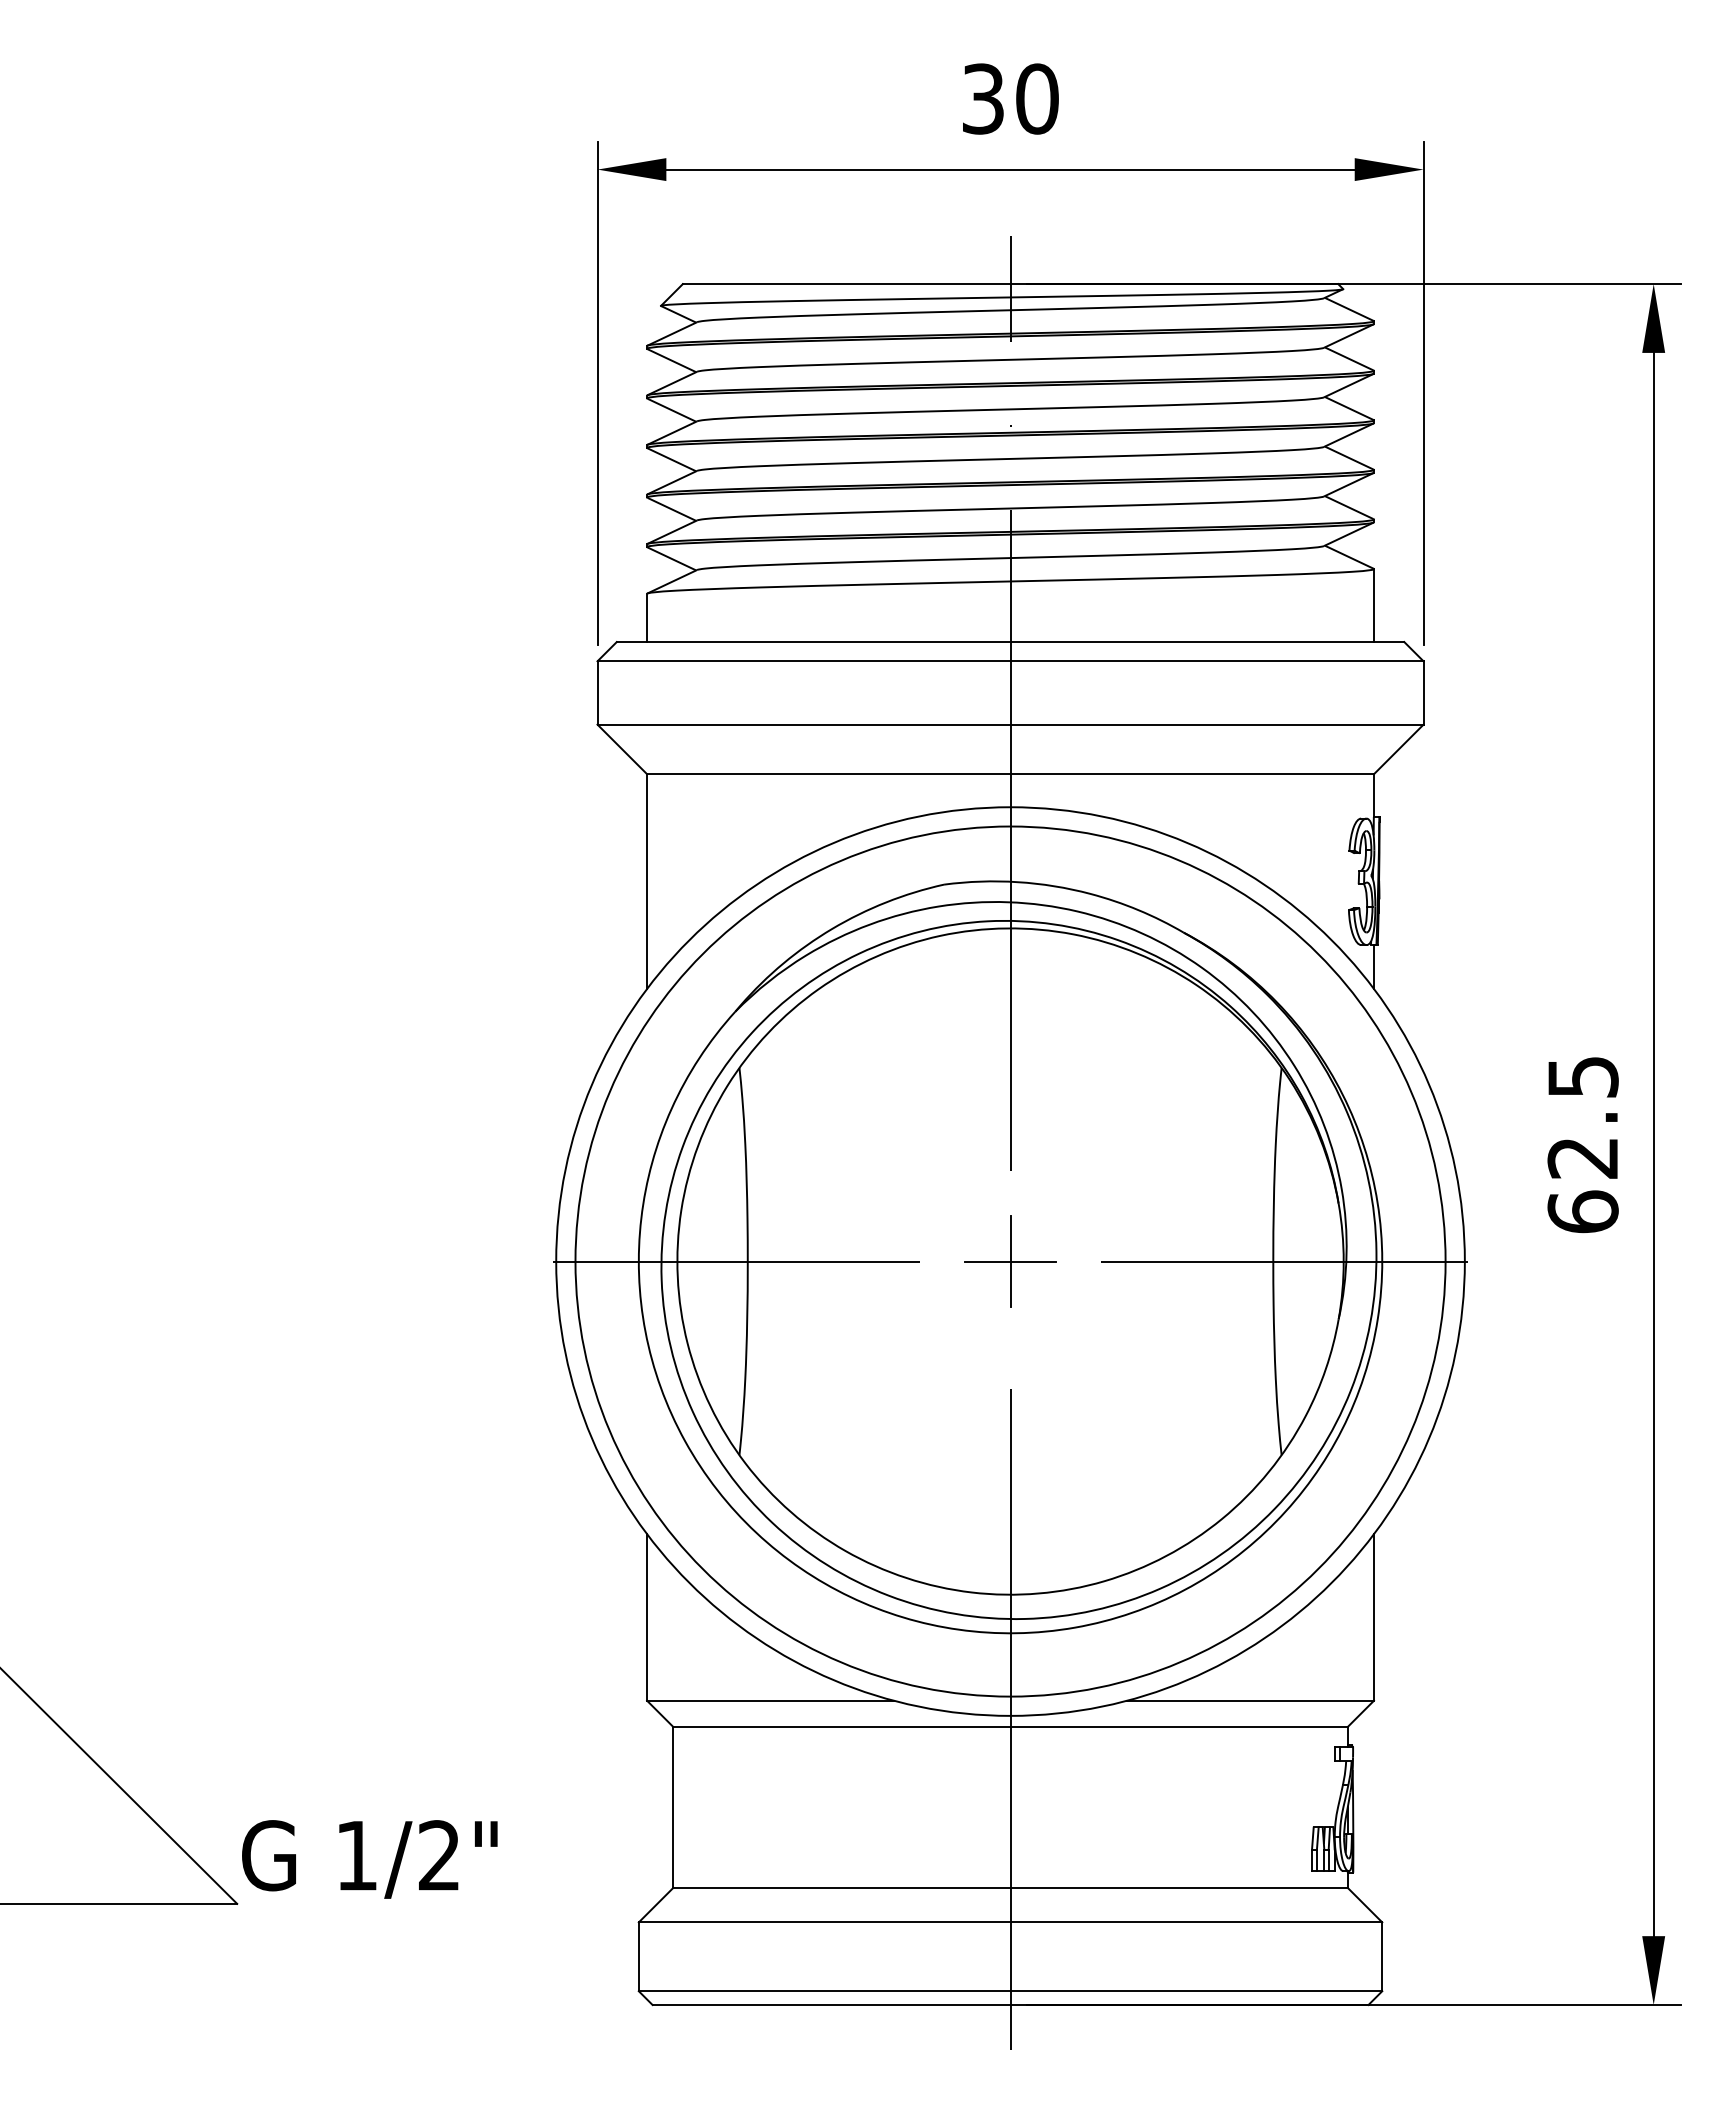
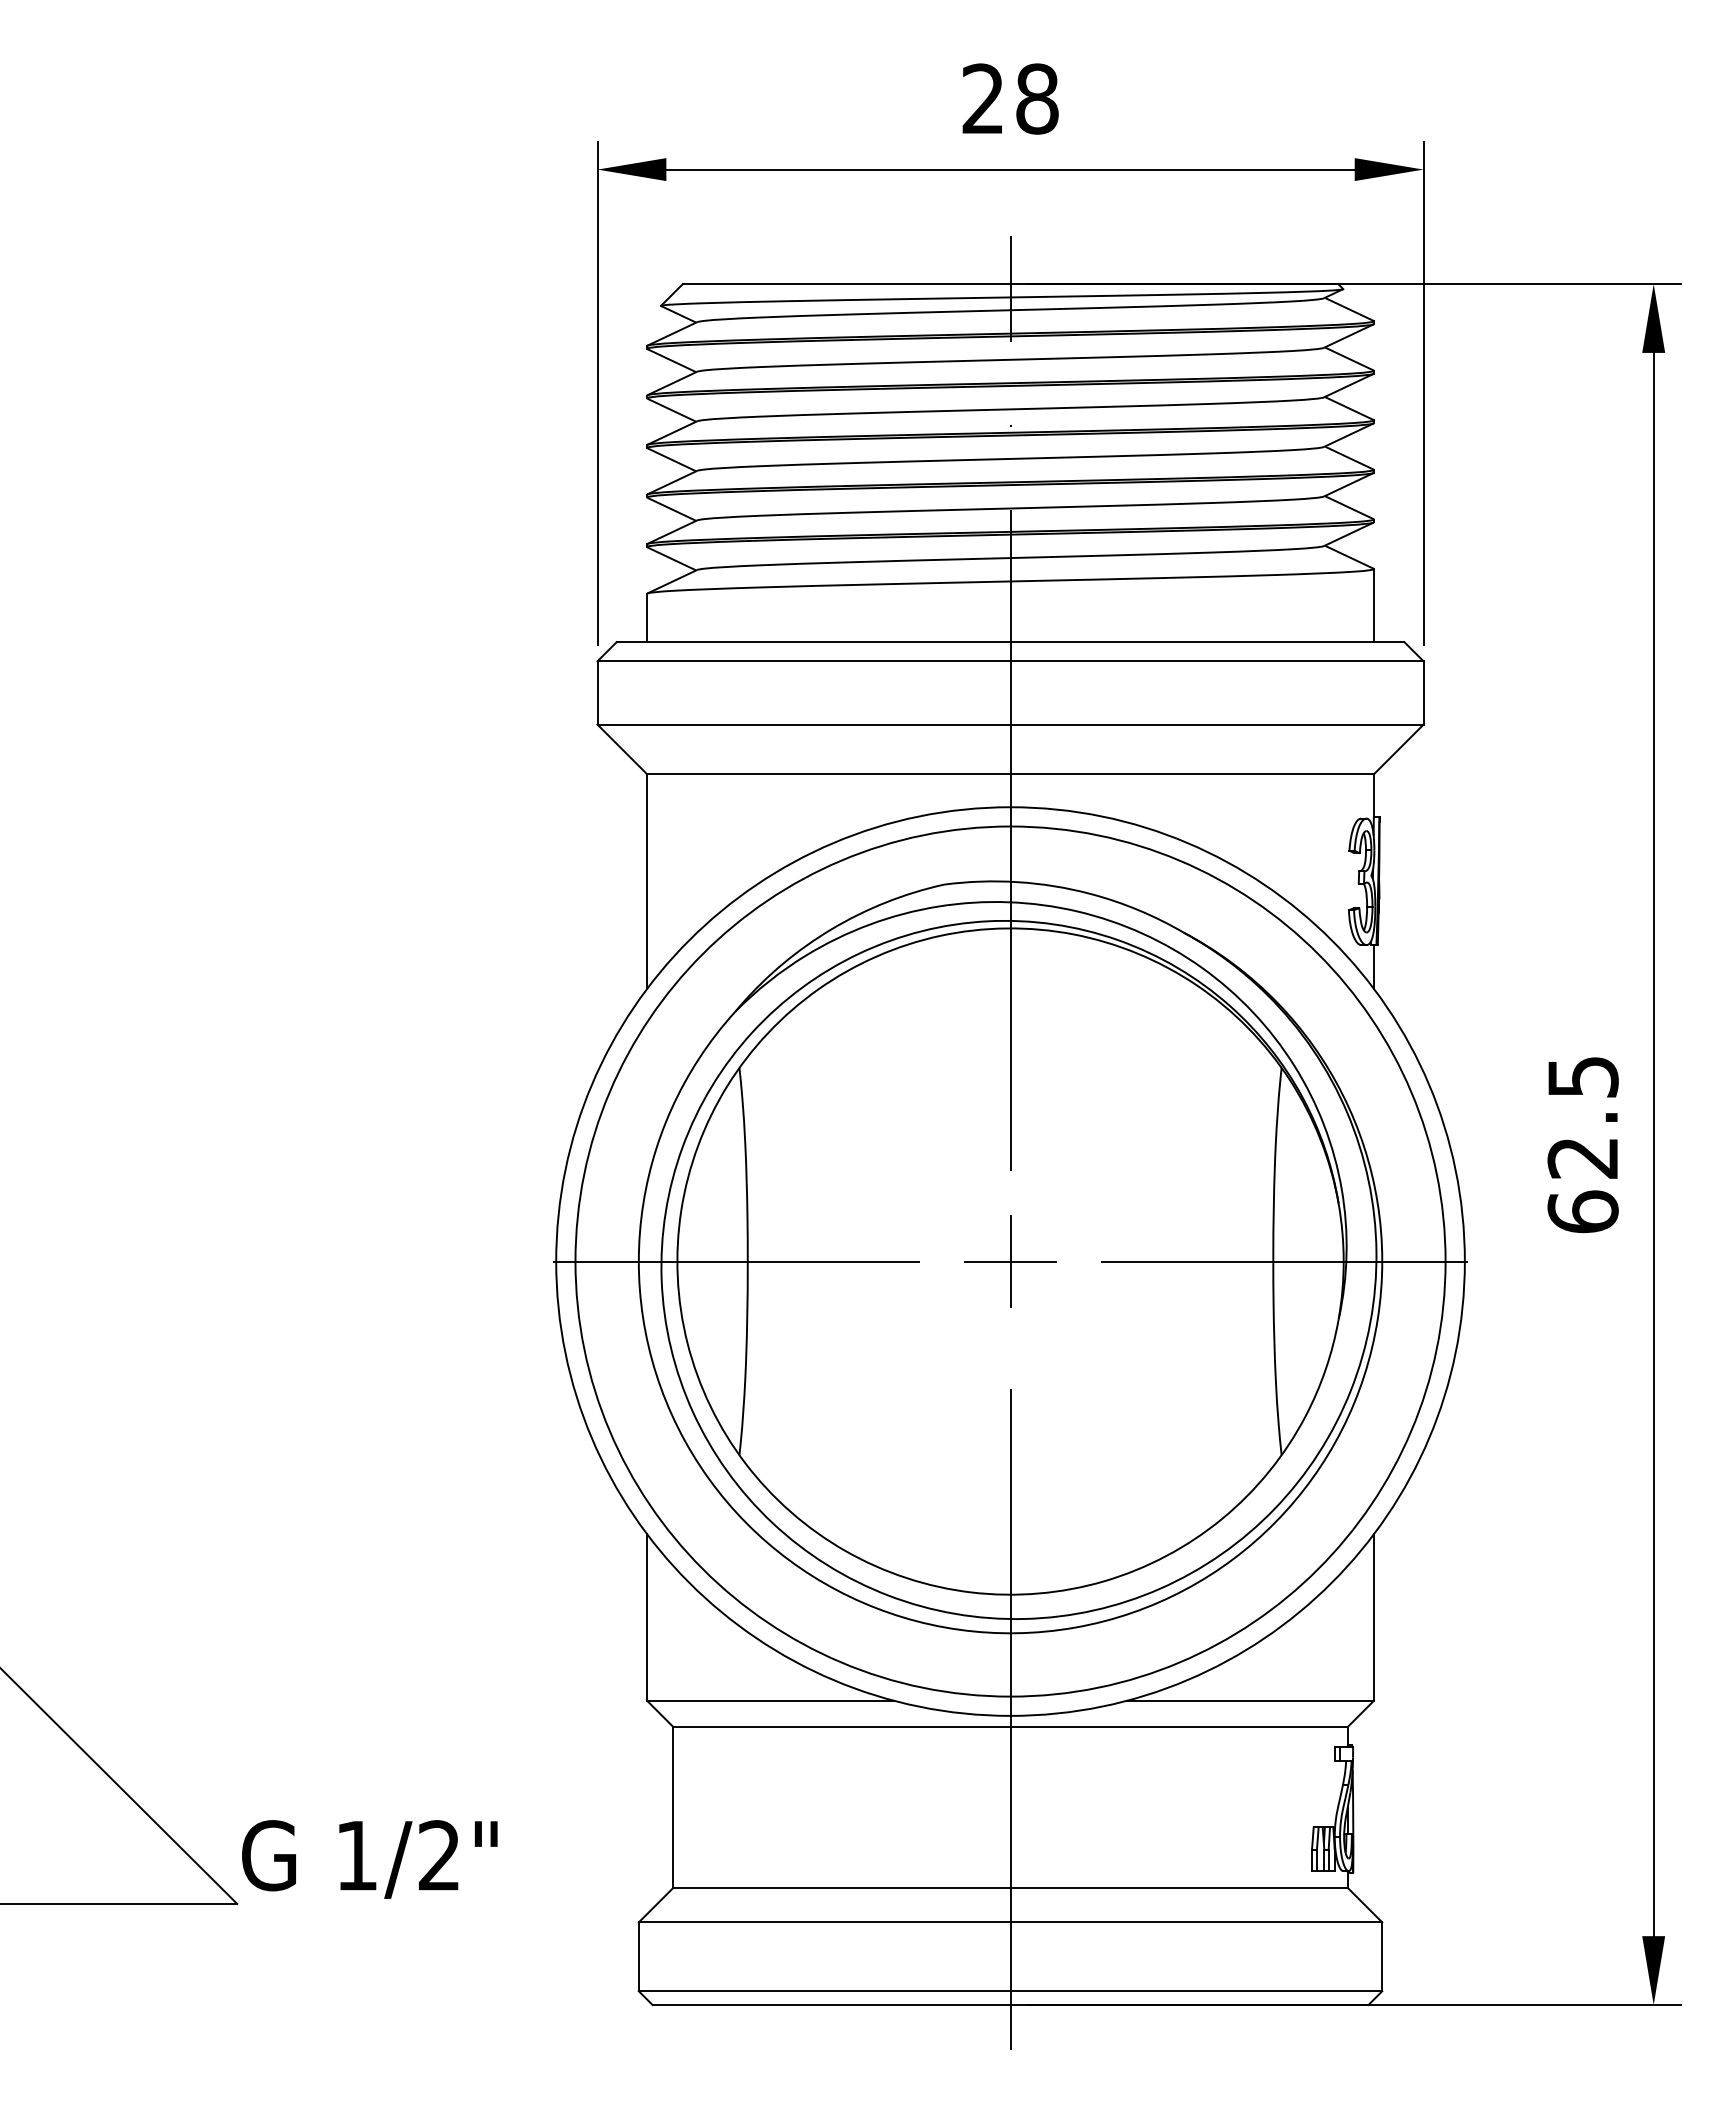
text: 30 -> 28 (1010, 98)
